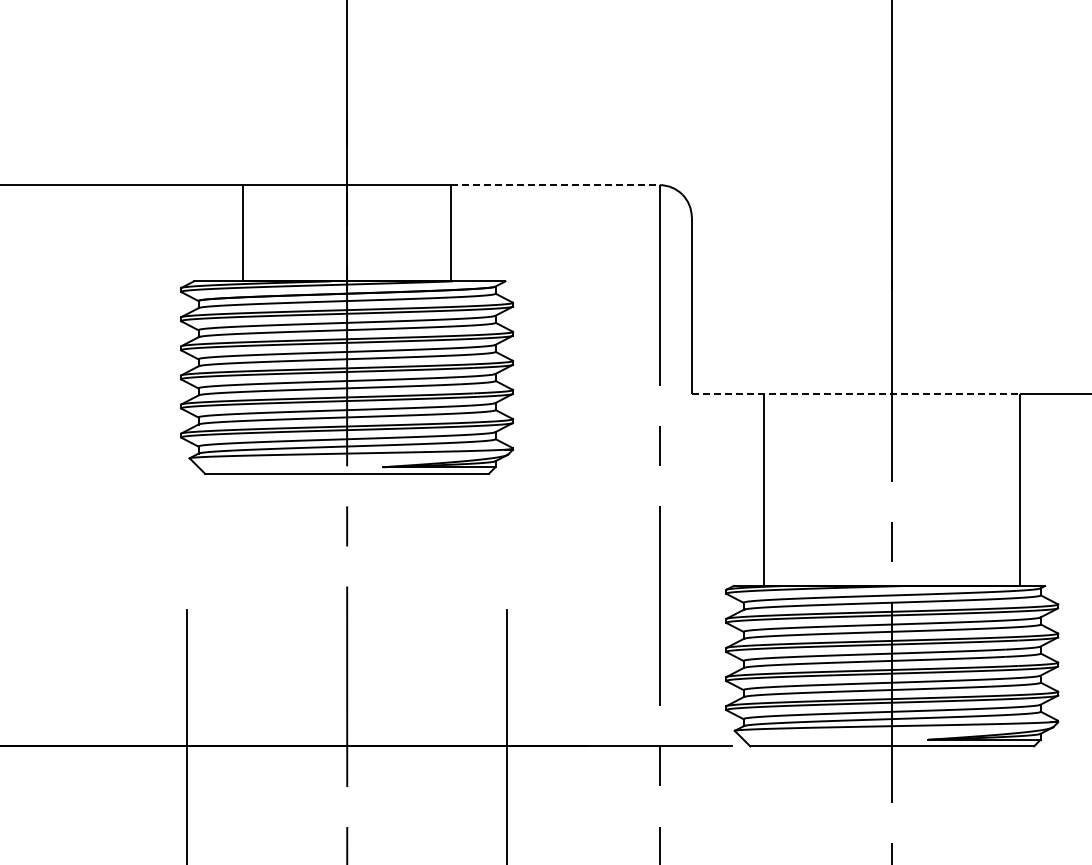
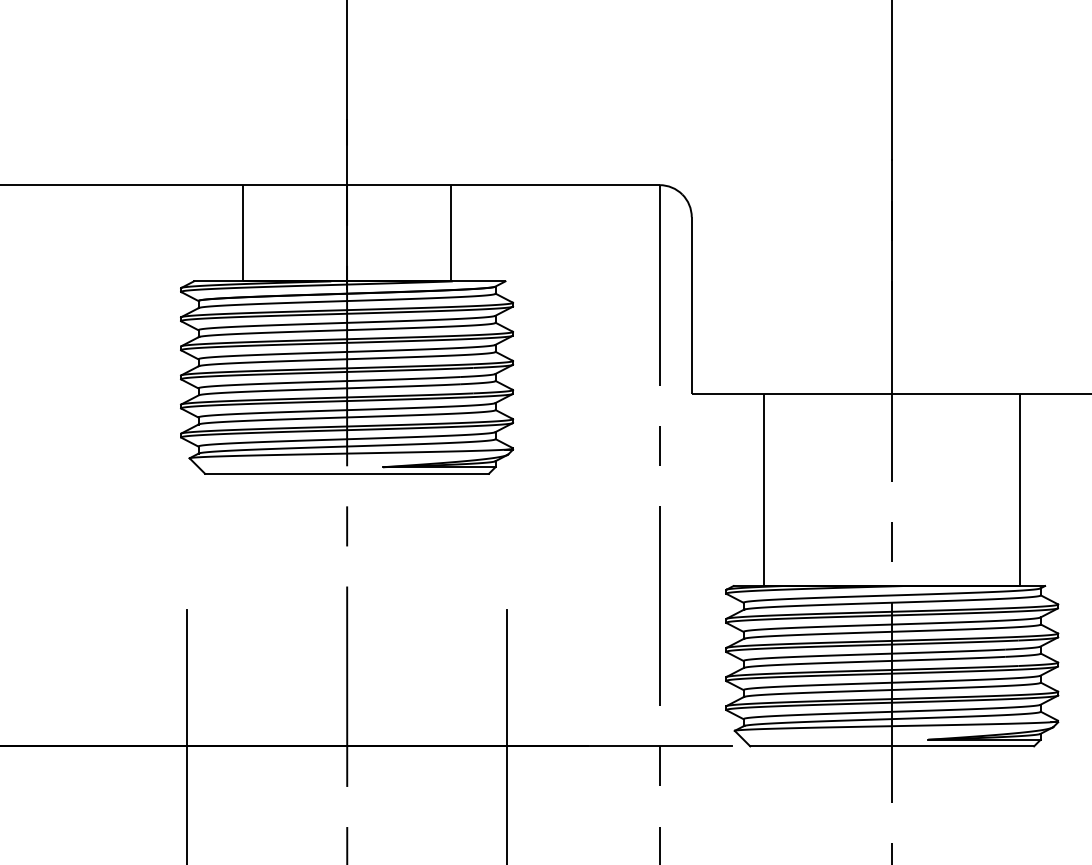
line: dashed -> solid (555, 185)
line: dashed -> solid (856, 393)
